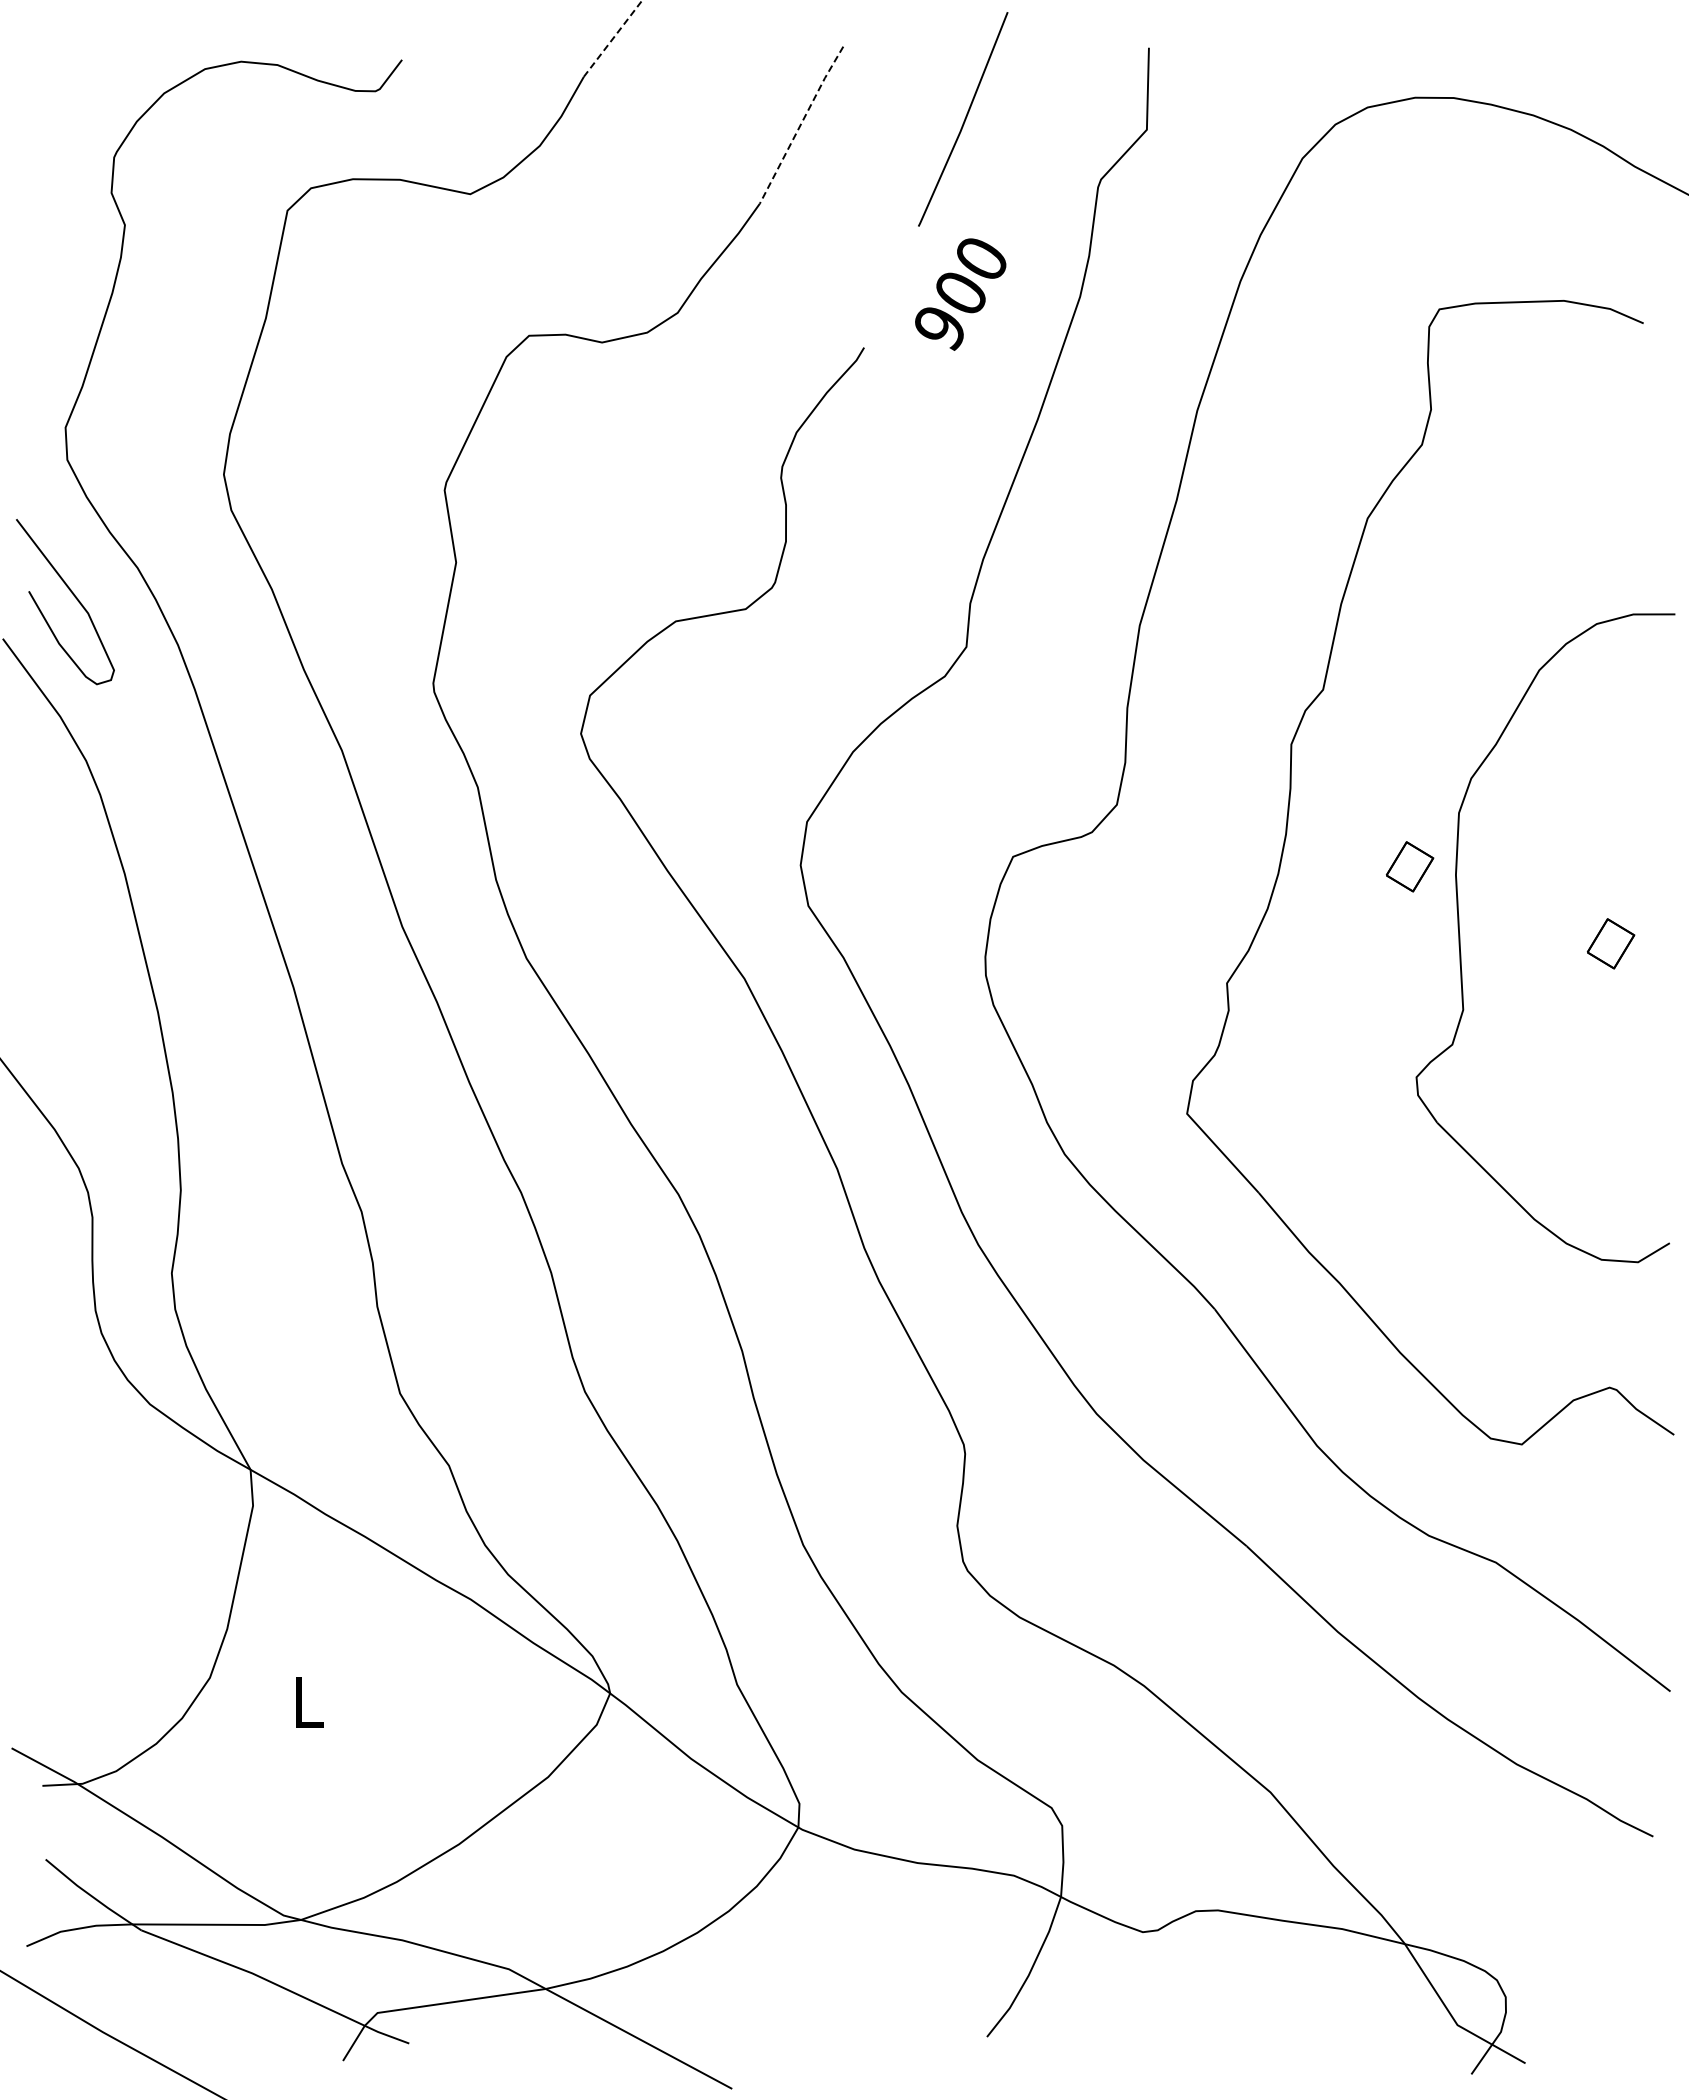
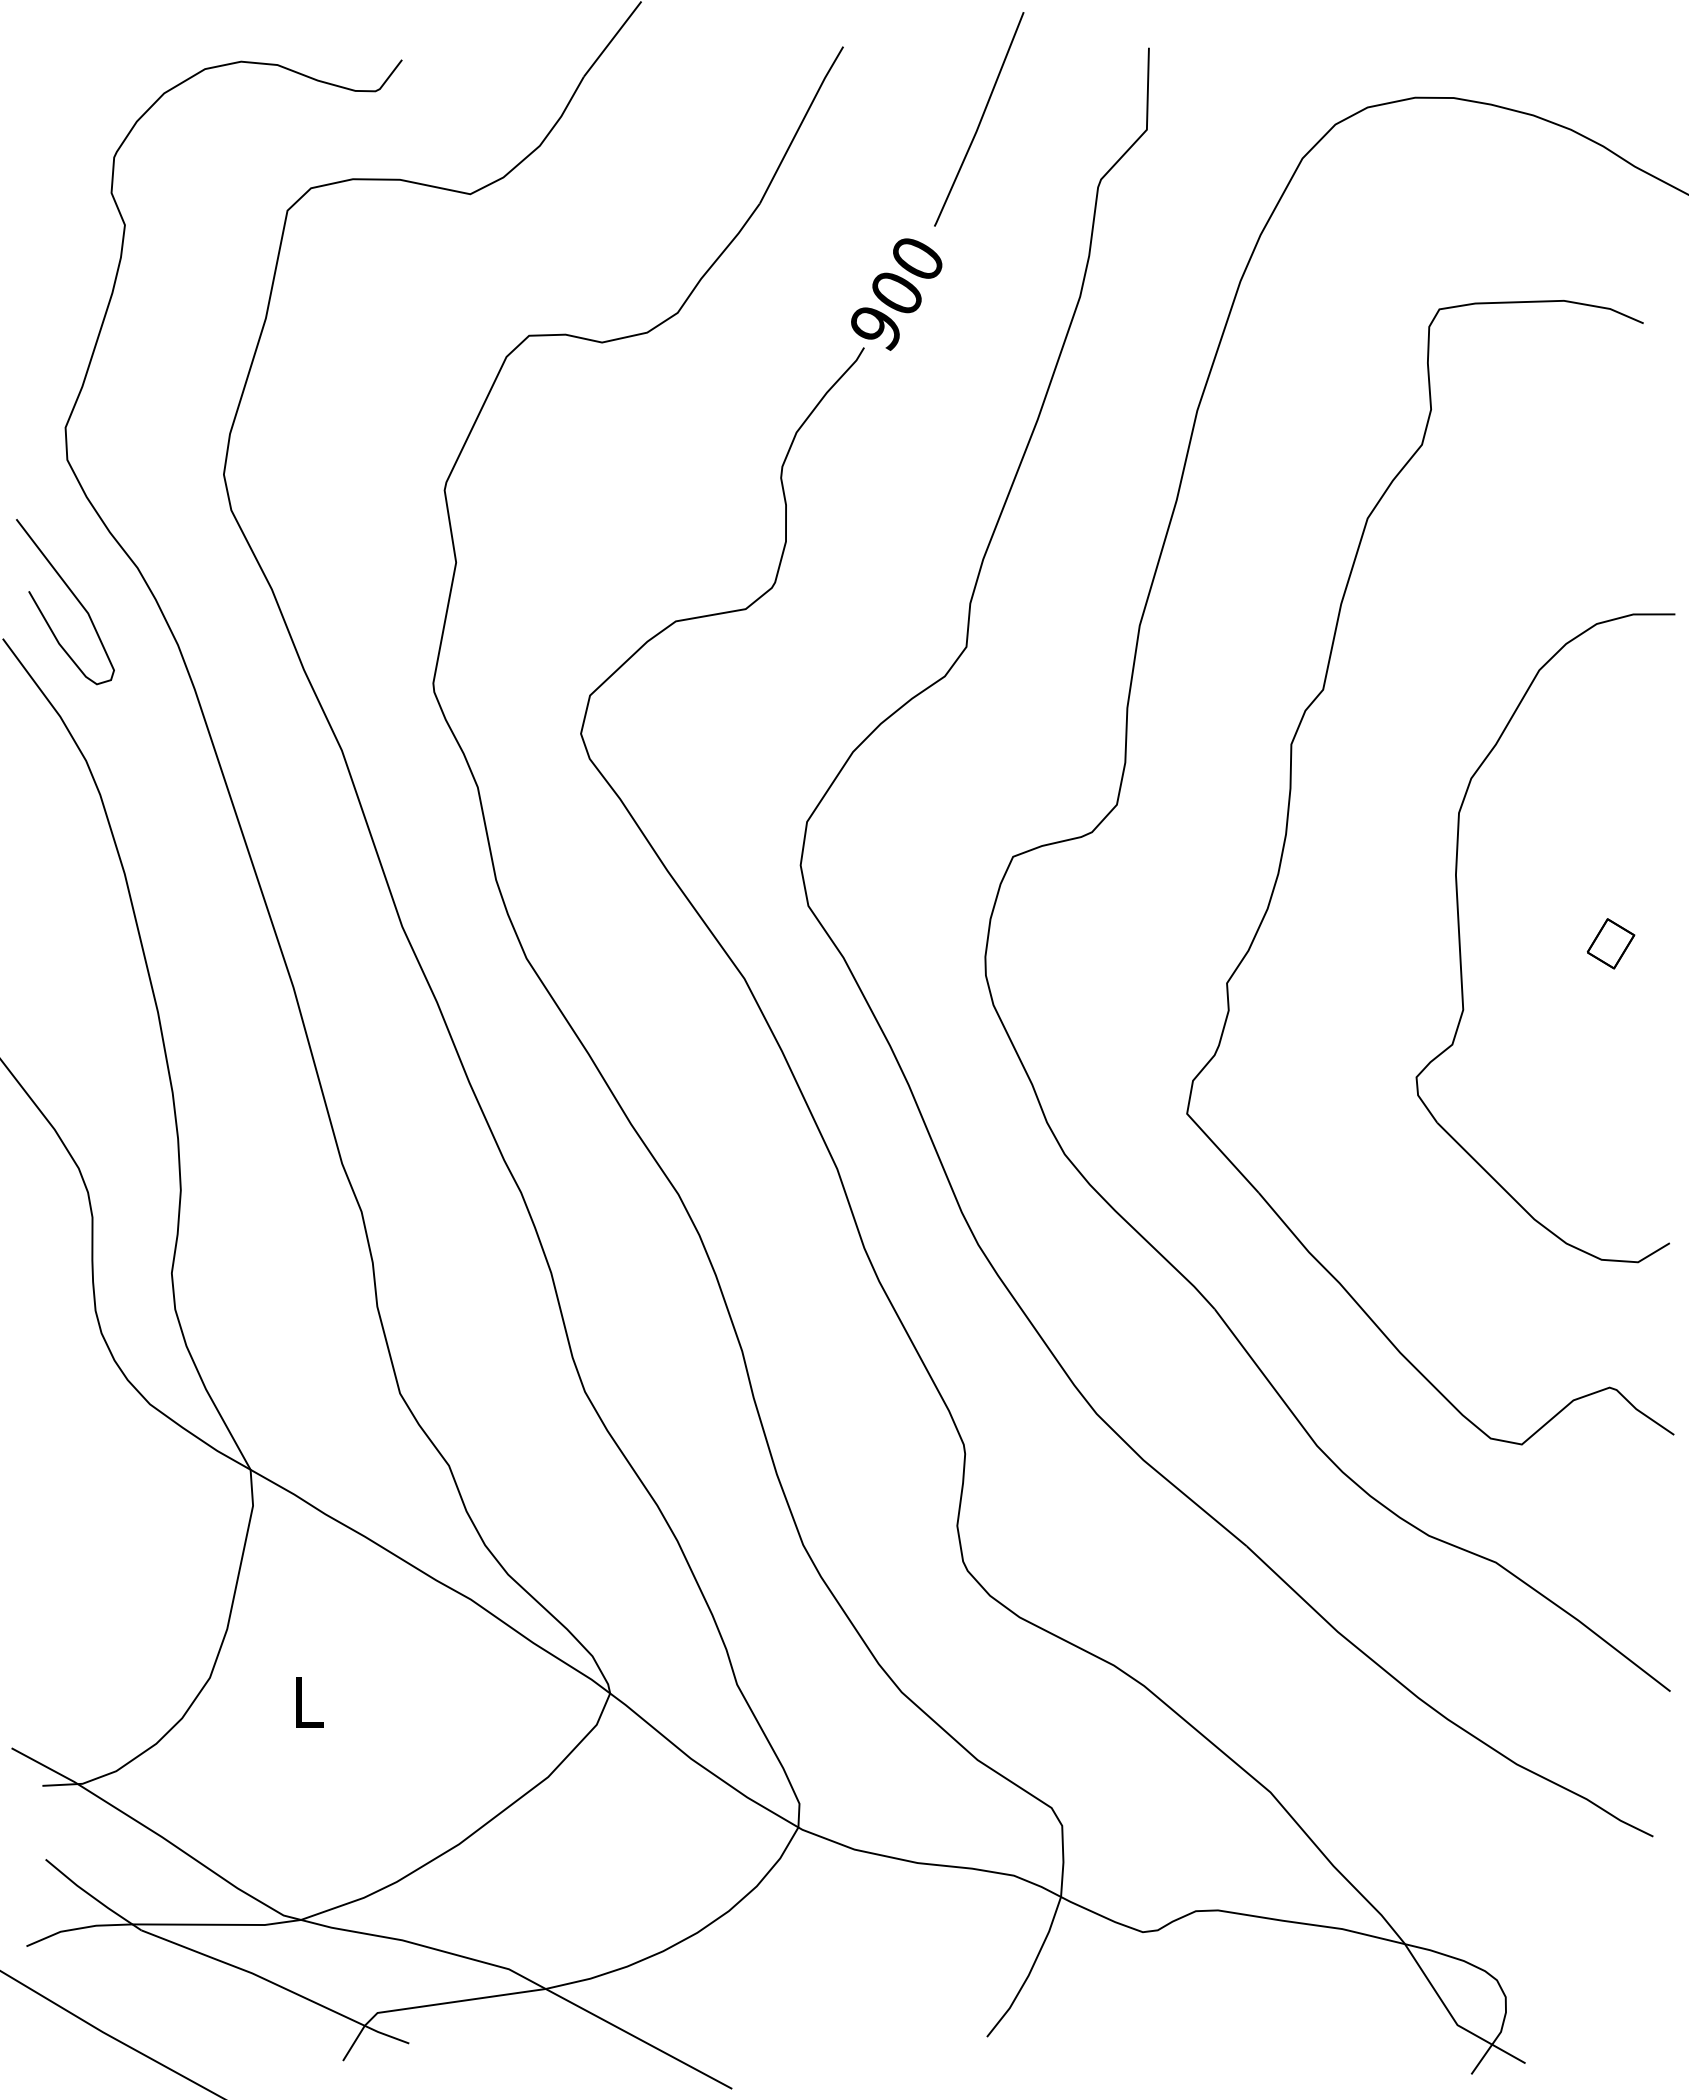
line: dashed -> solid (612, 39)
line position: (964, 119) -> (980, 119) (980, 119)
line: dashed -> solid (801, 124)
text position: (960, 294) -> (896, 294) (896, 294)
part: present -> none (1409, 866)
